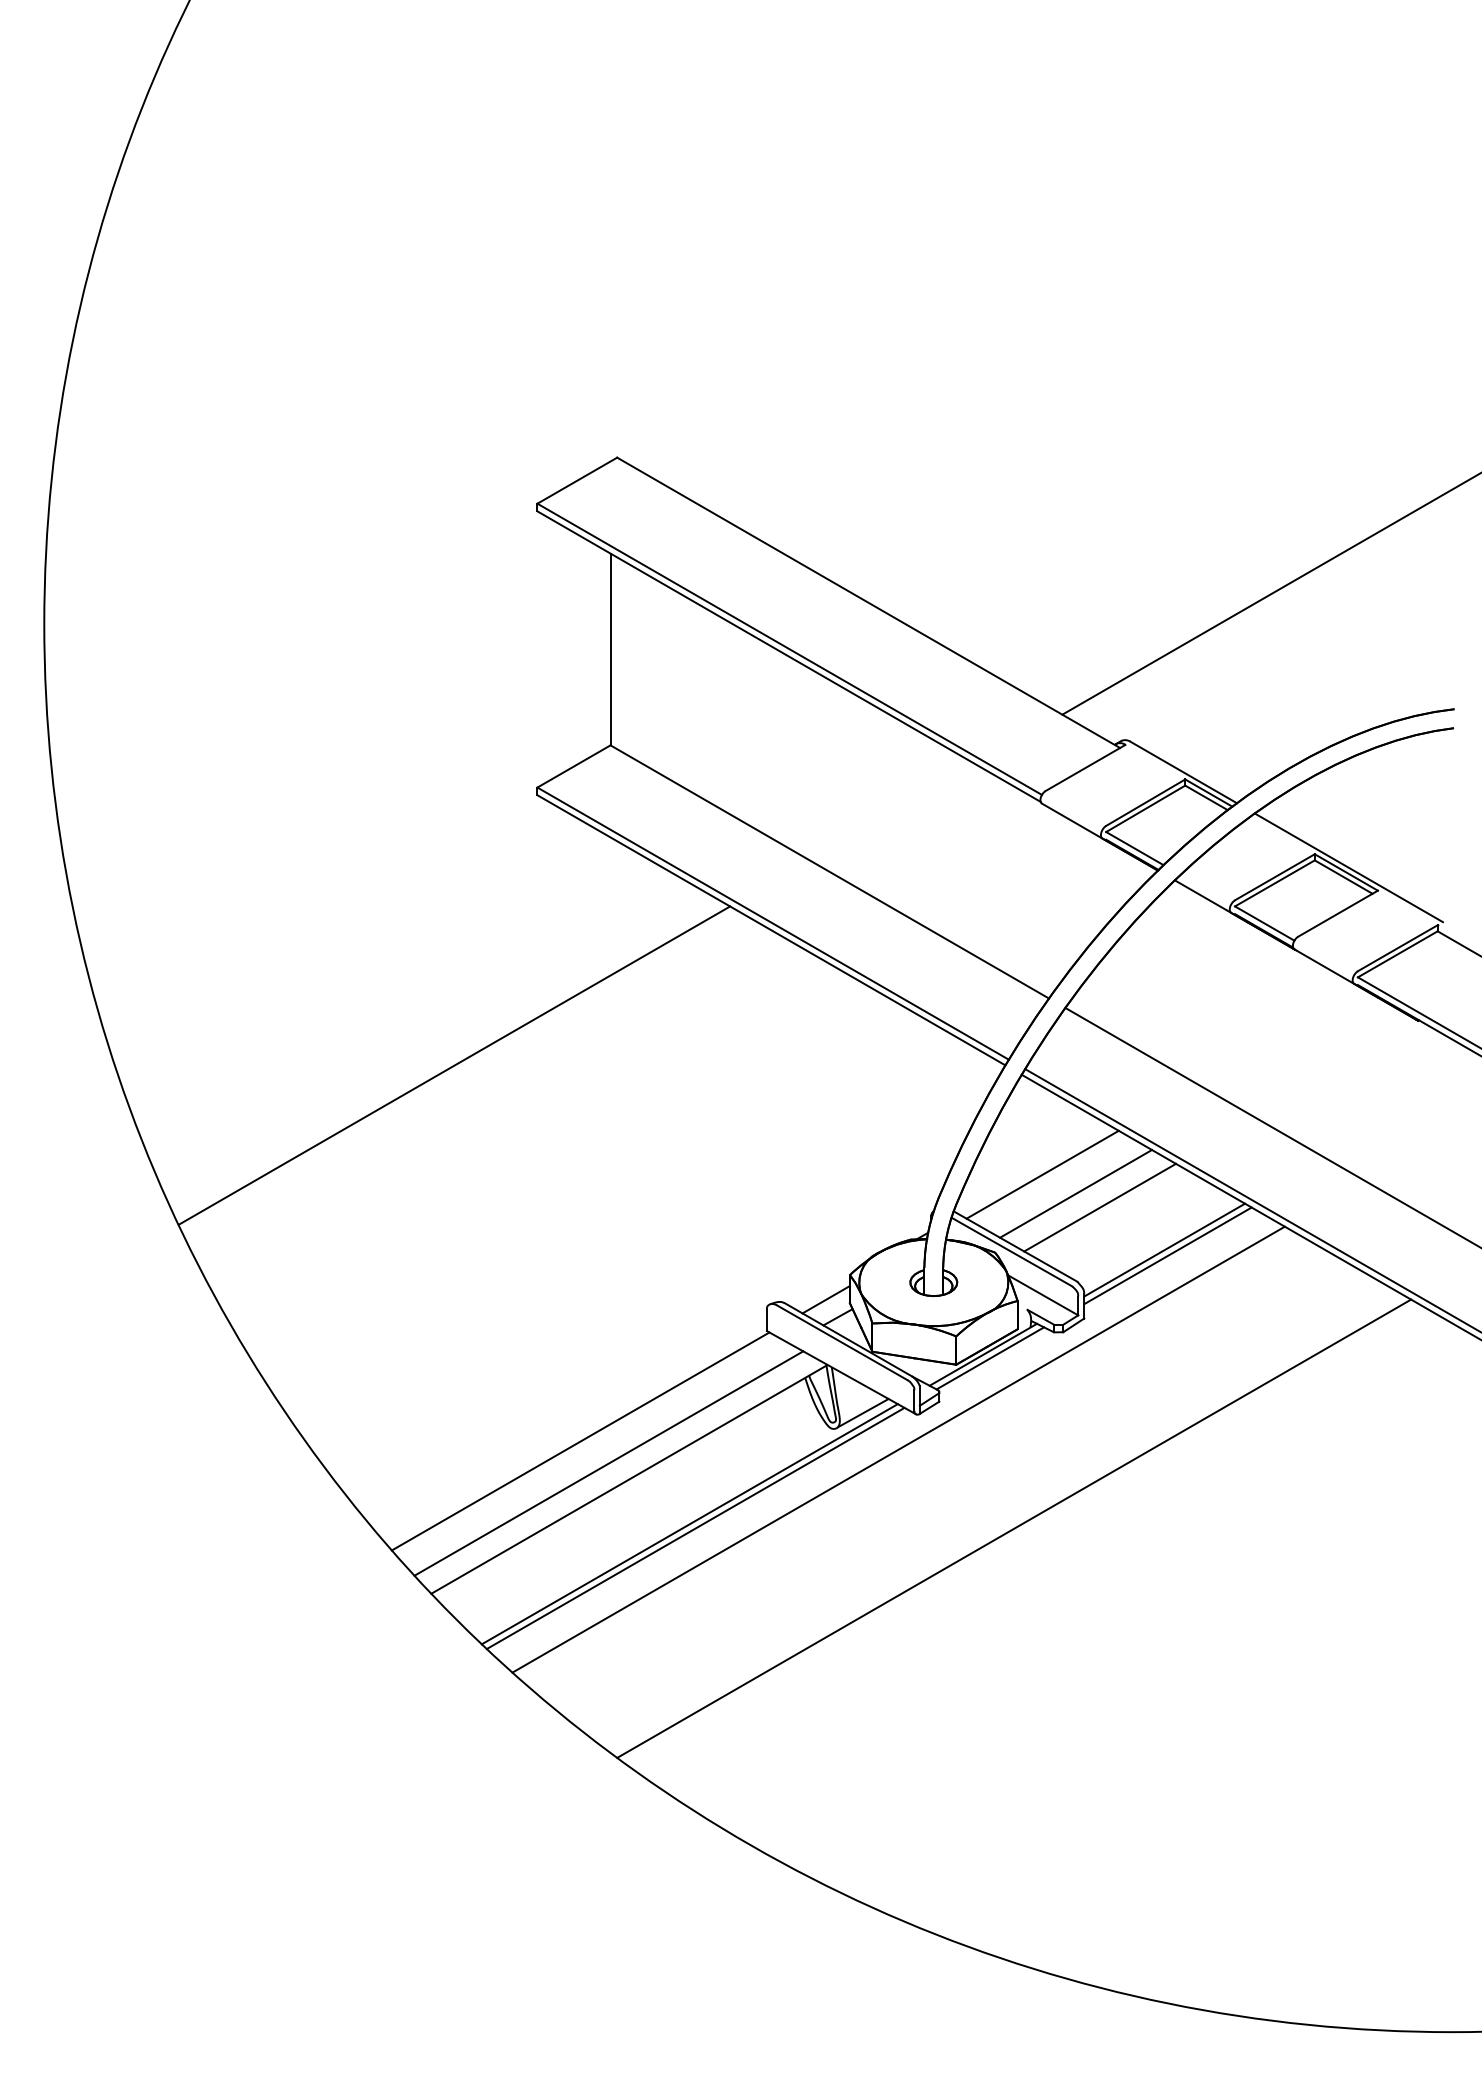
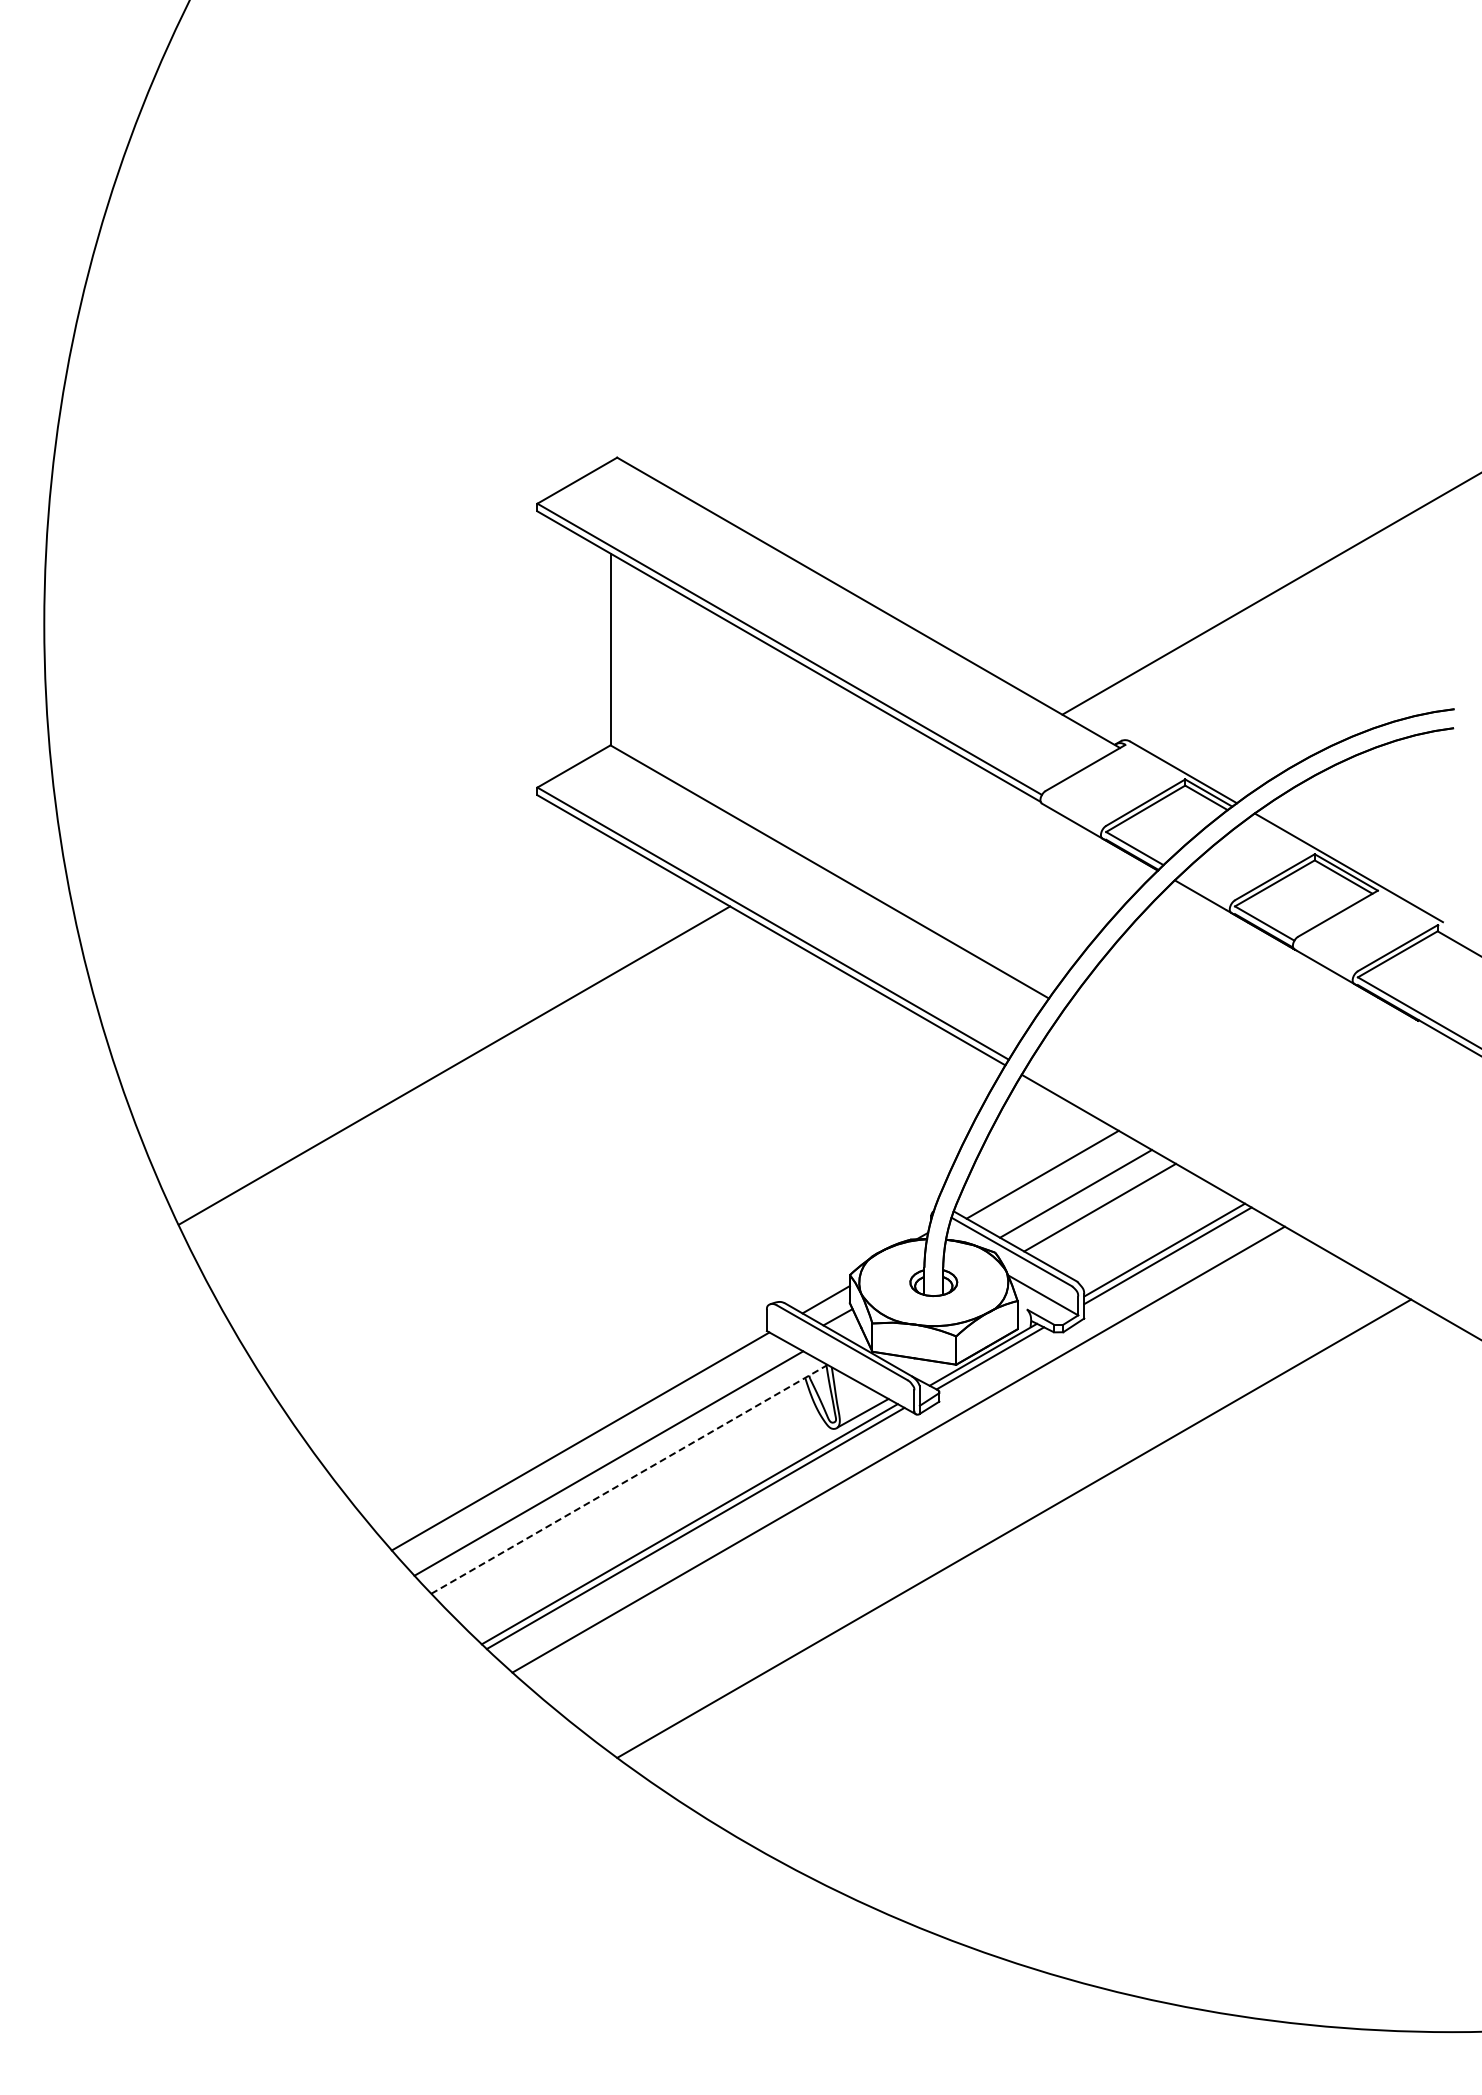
line: present -> none (1271, 1126)
line: present -> none (1251, 1199)
line: solid -> dashed (629, 1479)
